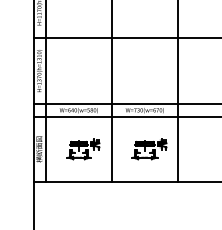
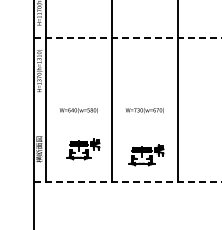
line: solid -> dashed (127, 37)
line: present -> none (125, 104)
line: present -> none (125, 116)
part position: (149, 149) -> (146, 155) (146, 155)
line: solid -> dashed (127, 181)
